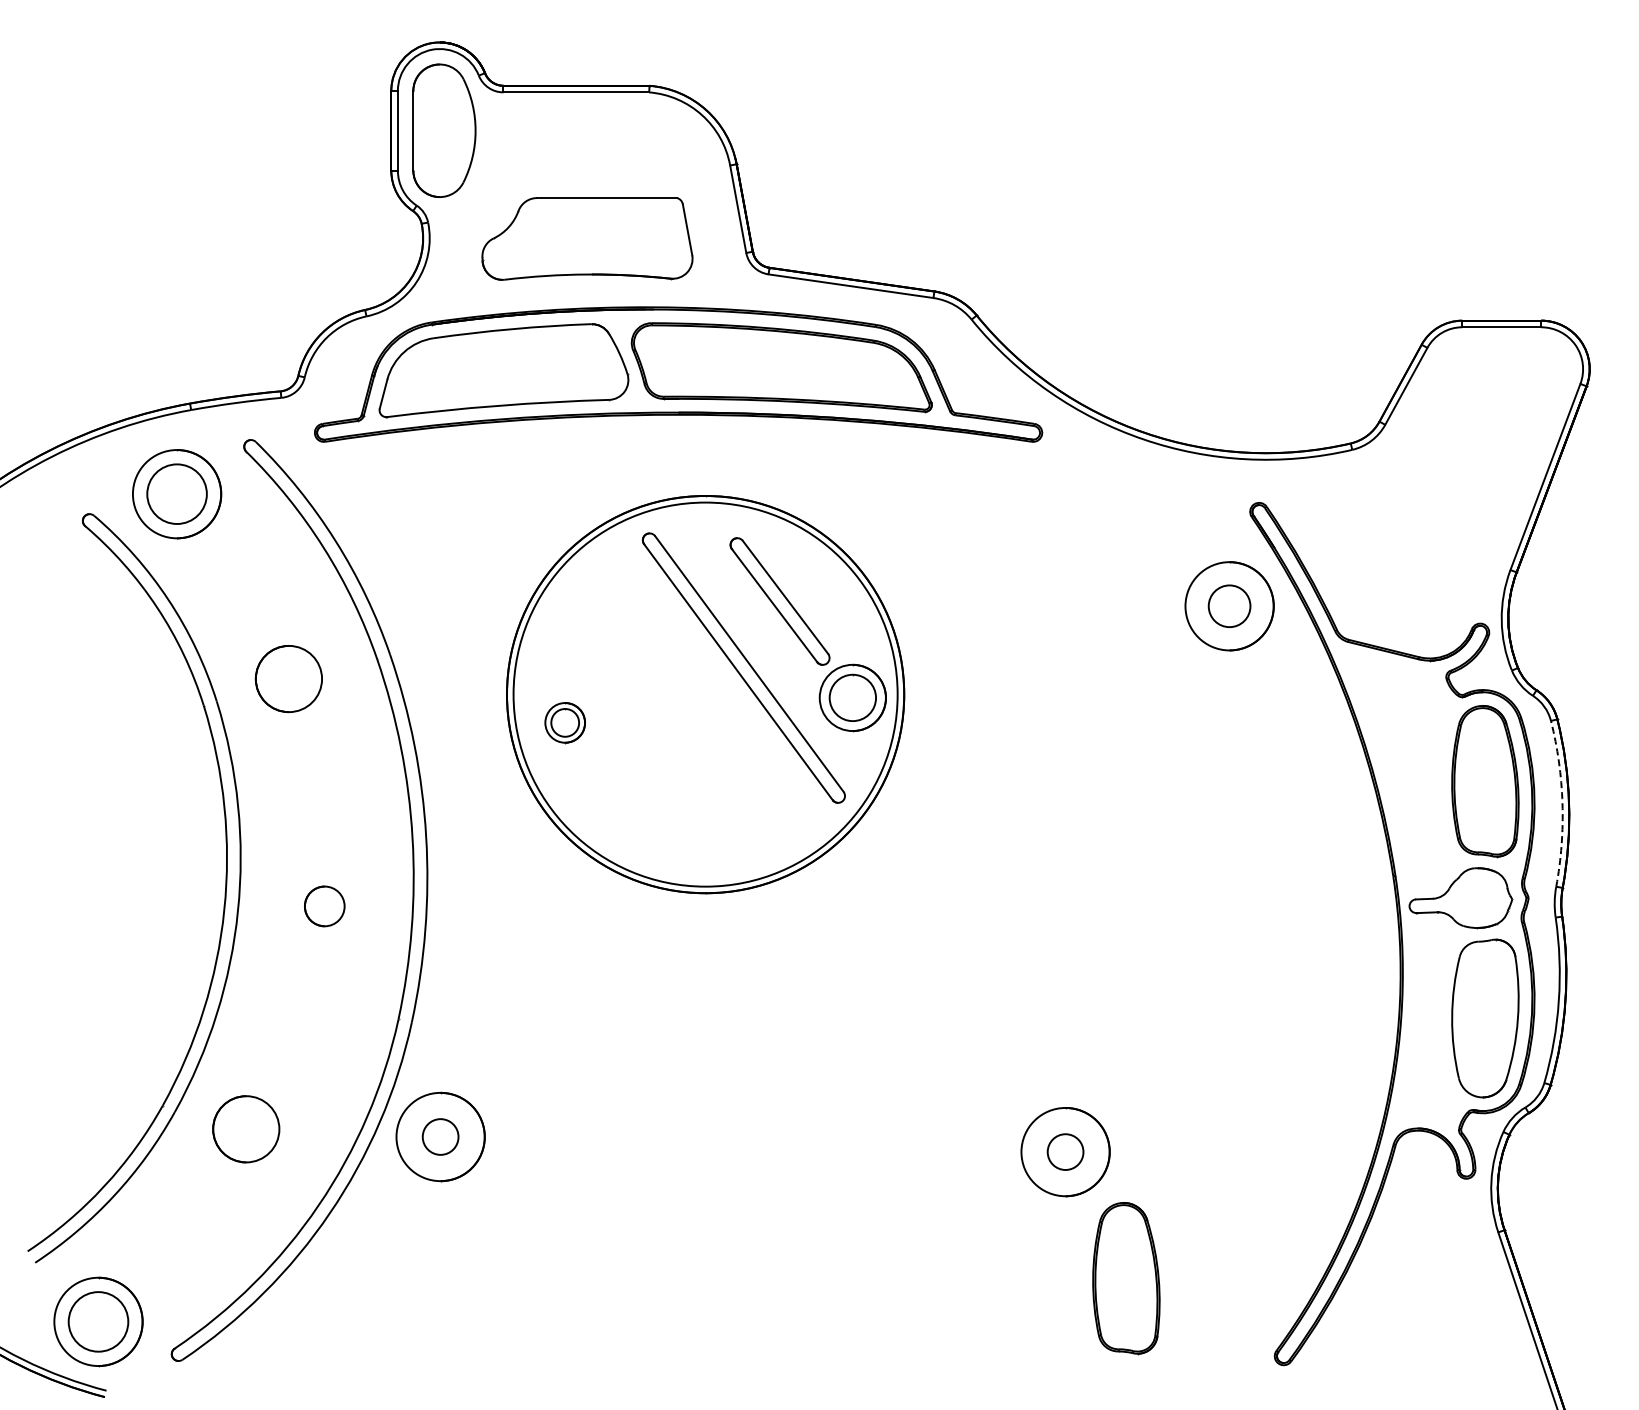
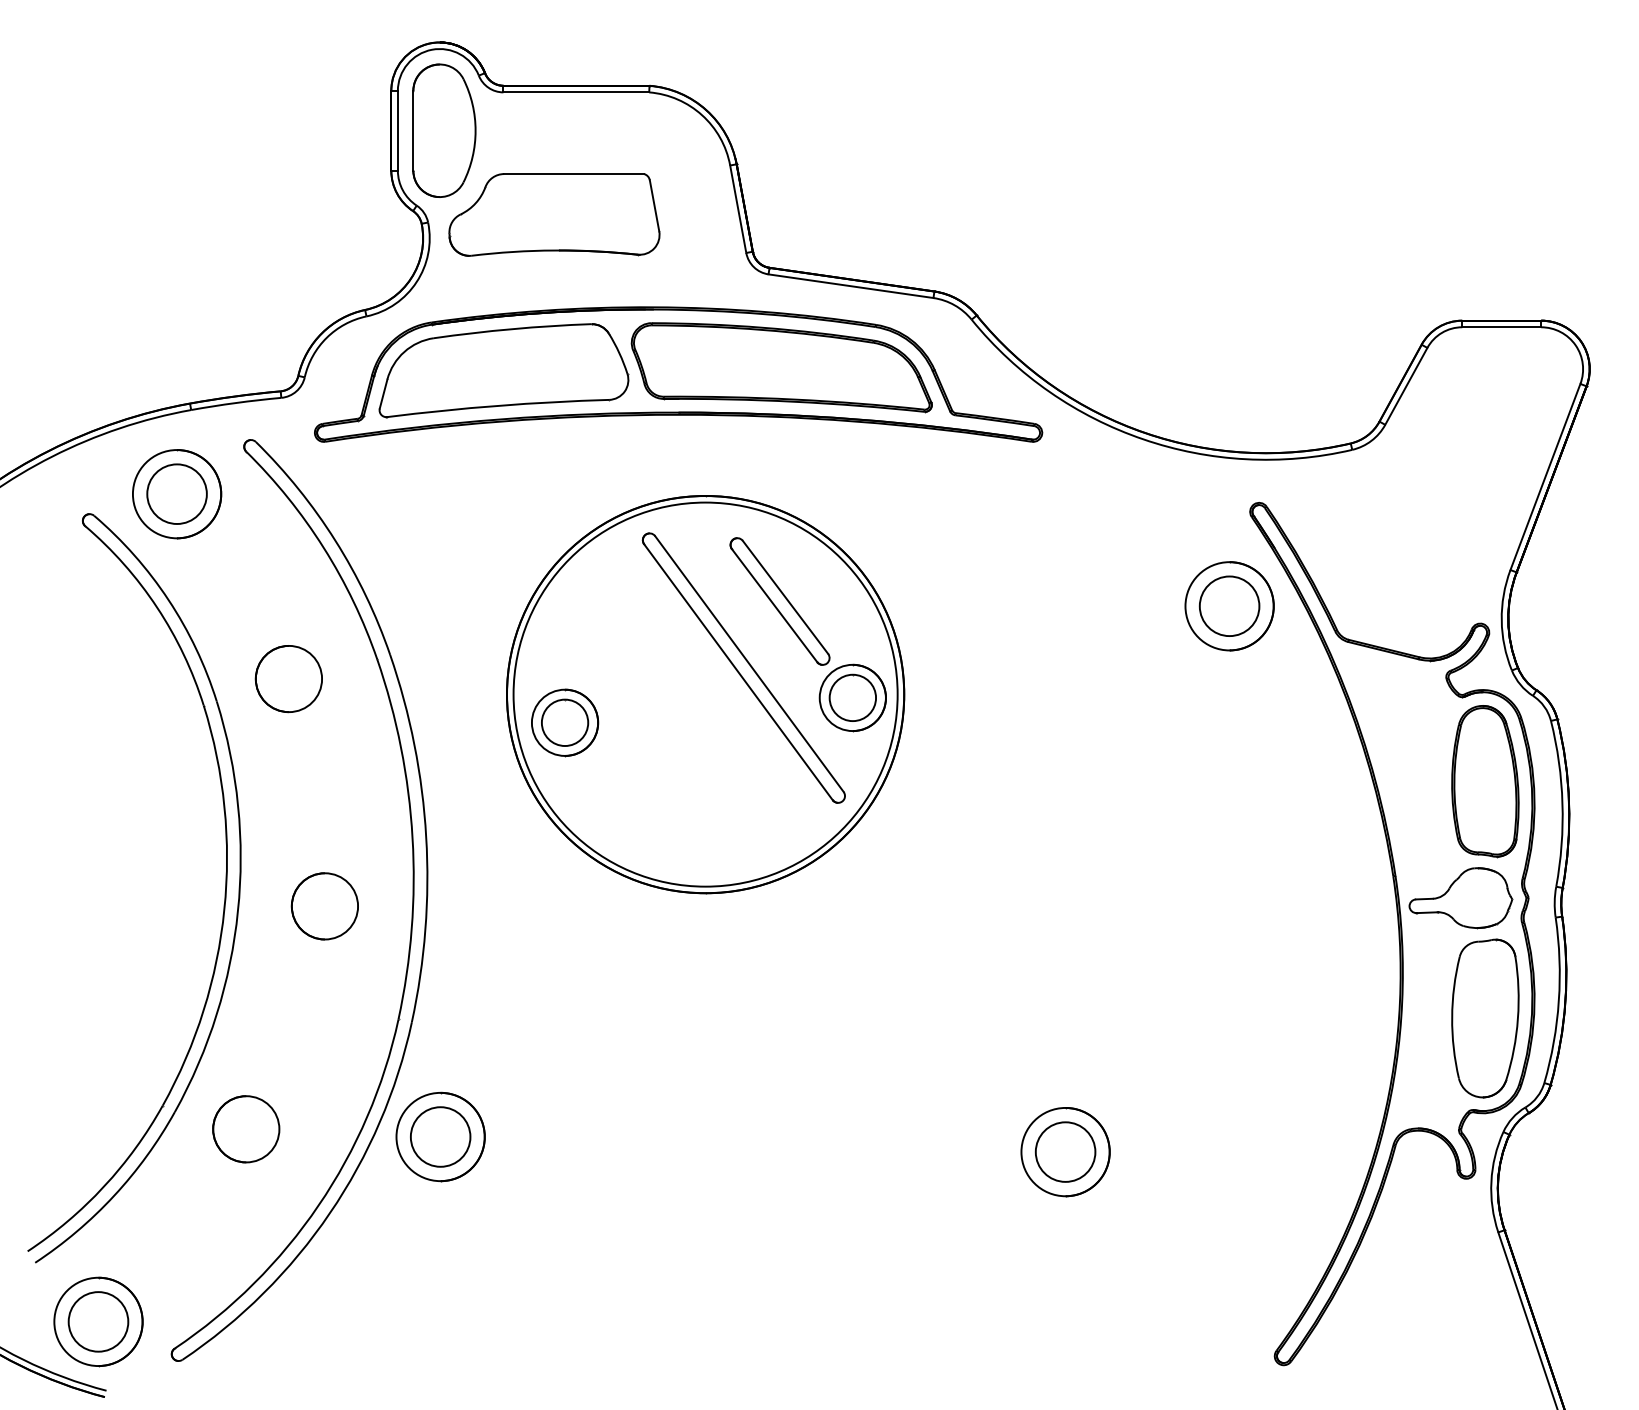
part position: (587, 238) -> (554, 214) (554, 214)
circle diameter: 42 px -> 60 px (1229, 606)
part size: 42x43 px -> 69x70 px (565, 722)
arc: dashed -> solid (1562, 803)
circle size: 42x43 px -> 69x69 px (324, 906)
circle diameter: 36 px -> 60 px (440, 1136)
circle diameter: 36 px -> 60 px (1065, 1151)
part: present -> none (1126, 1278)
